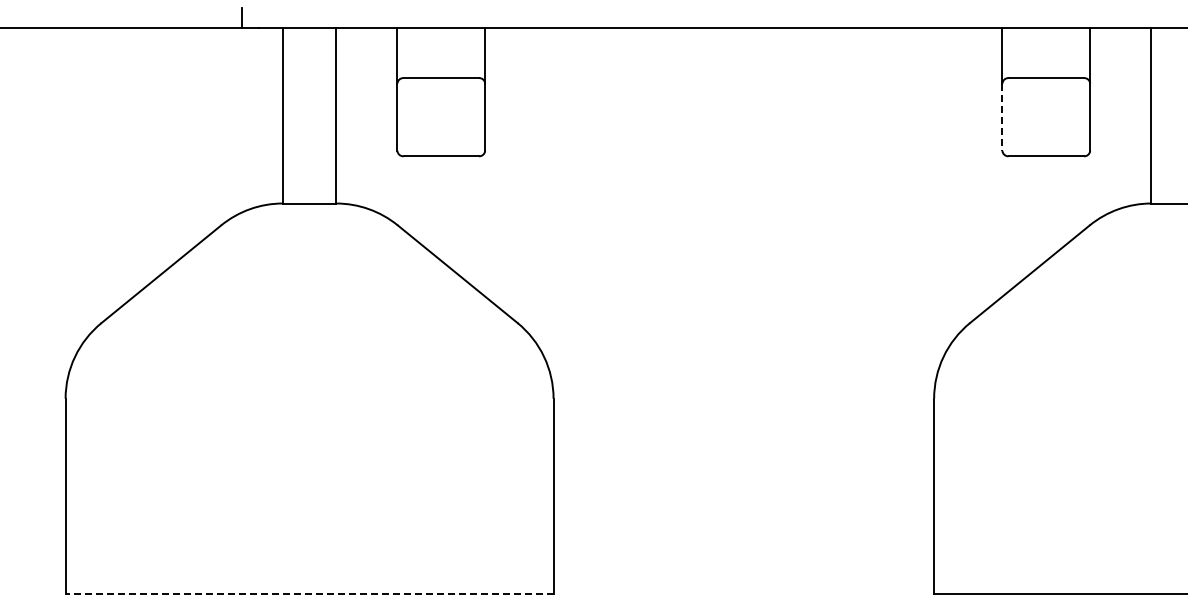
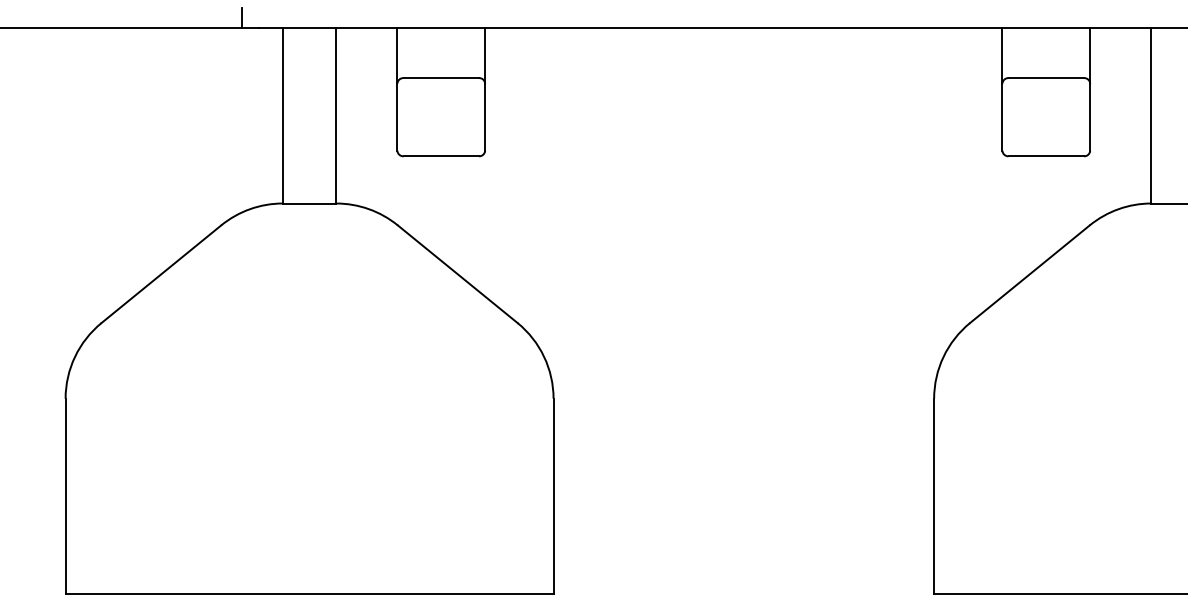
line: dashed -> solid (1002, 117)
line: dashed -> solid (309, 593)
